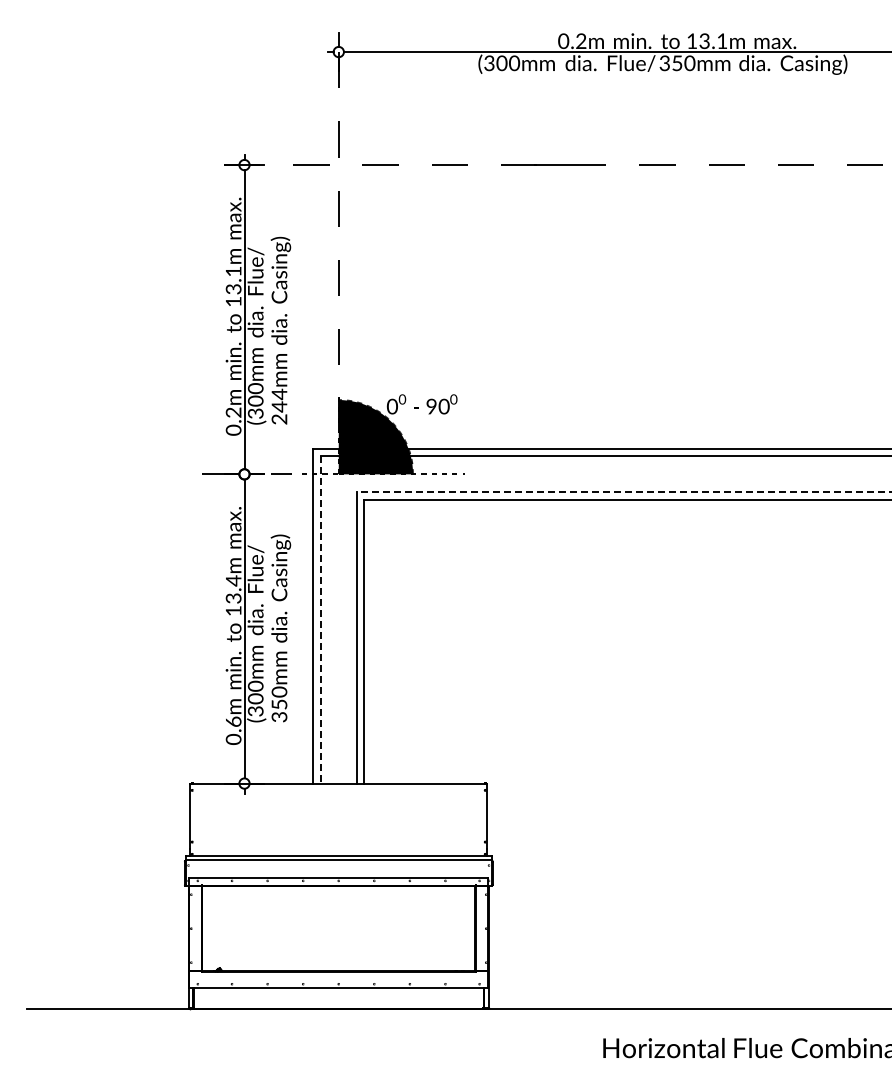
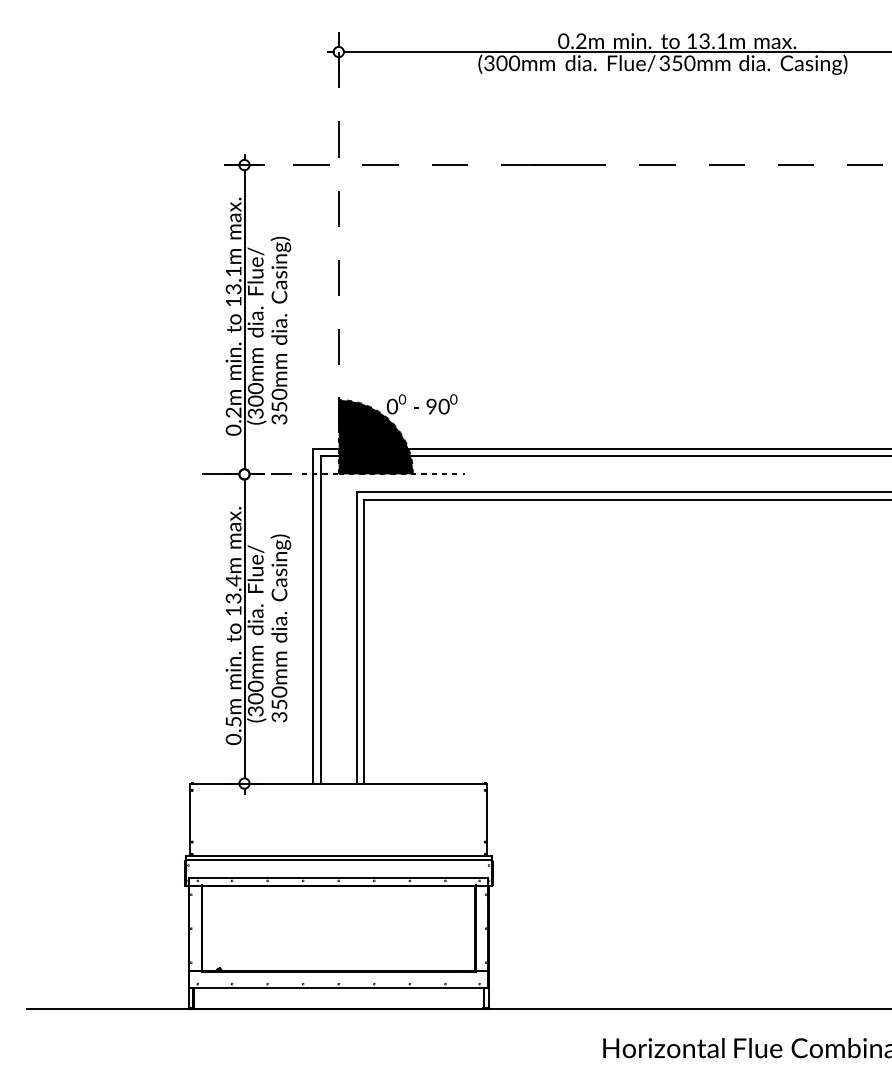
text: 244mm -> 350mm (279, 406)
line: dashed -> solid (623, 492)
line: dashed -> solid (320, 619)
text: 0.6m -> 0.5m (233, 721)
